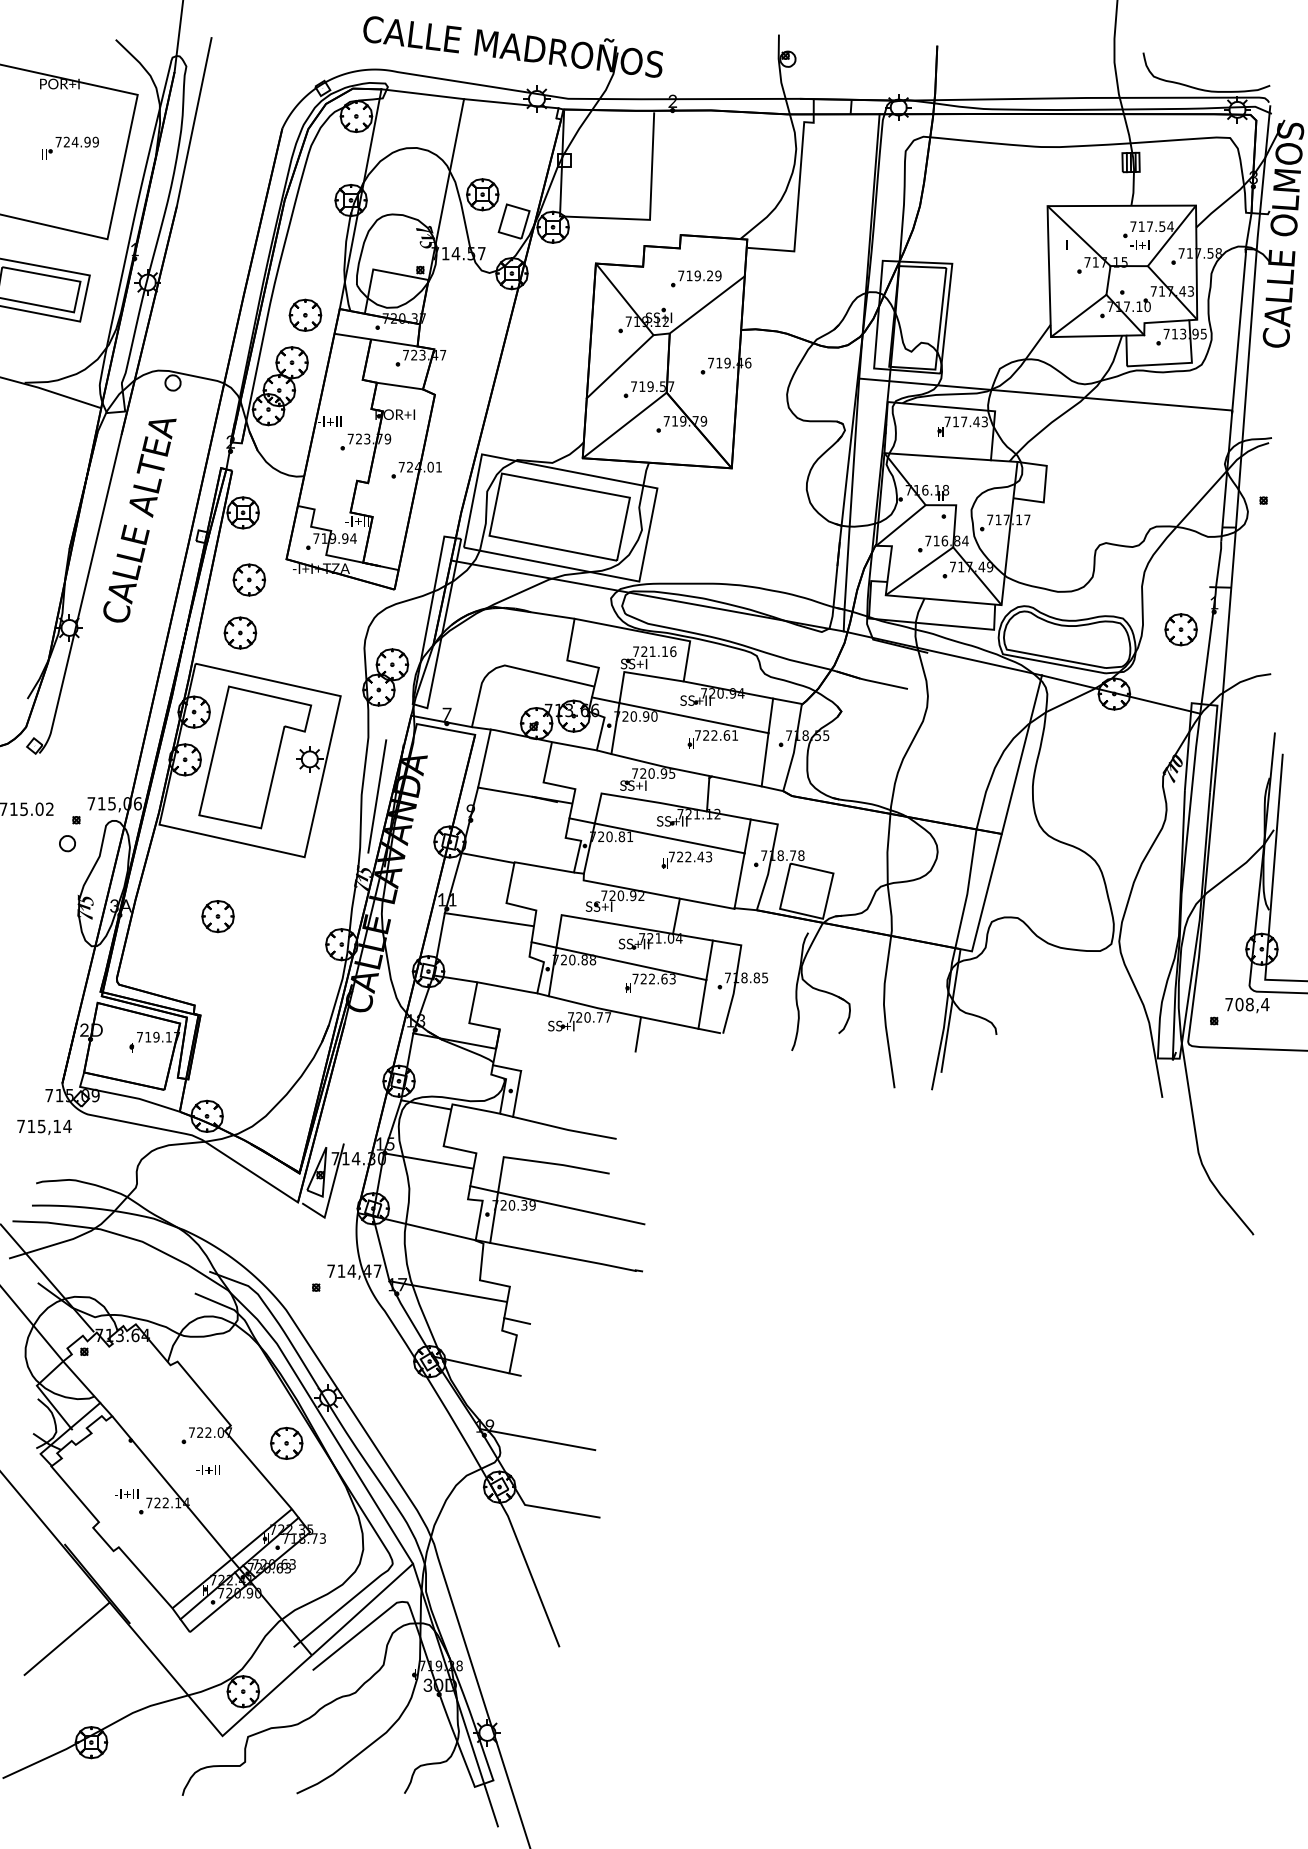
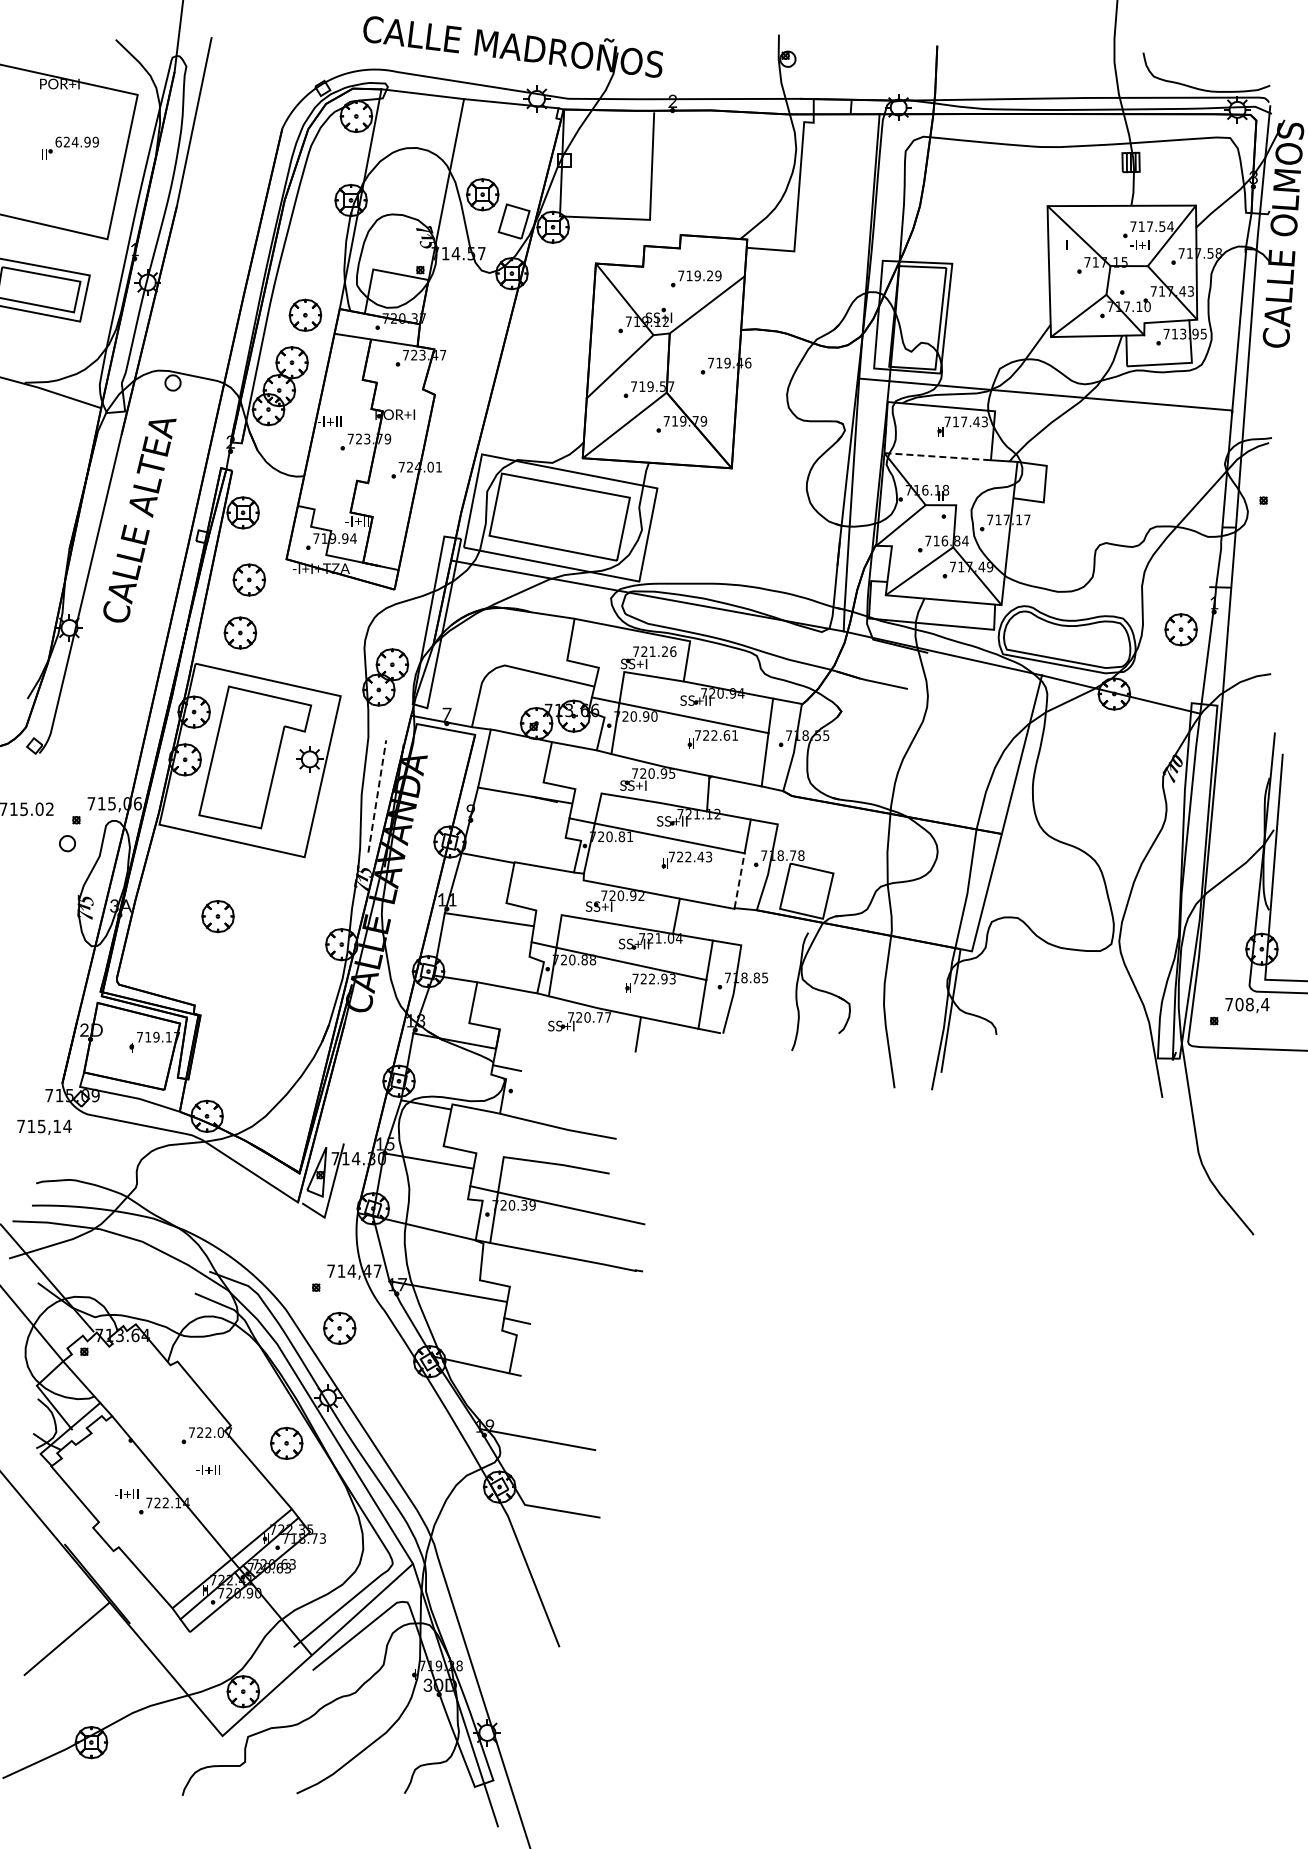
text: 724.99 -> 624.99 (58, 141)
line: present -> none (399, 385)
line: solid -> dashed (938, 456)
text: 721.16 -> 721.26 (664, 651)
line: solid -> dashed (377, 796)
line: solid -> dashed (739, 880)
text: 722.63 -> 722.93 (664, 978)
line: present -> none (517, 1093)
part: none -> present (339, 1327)
